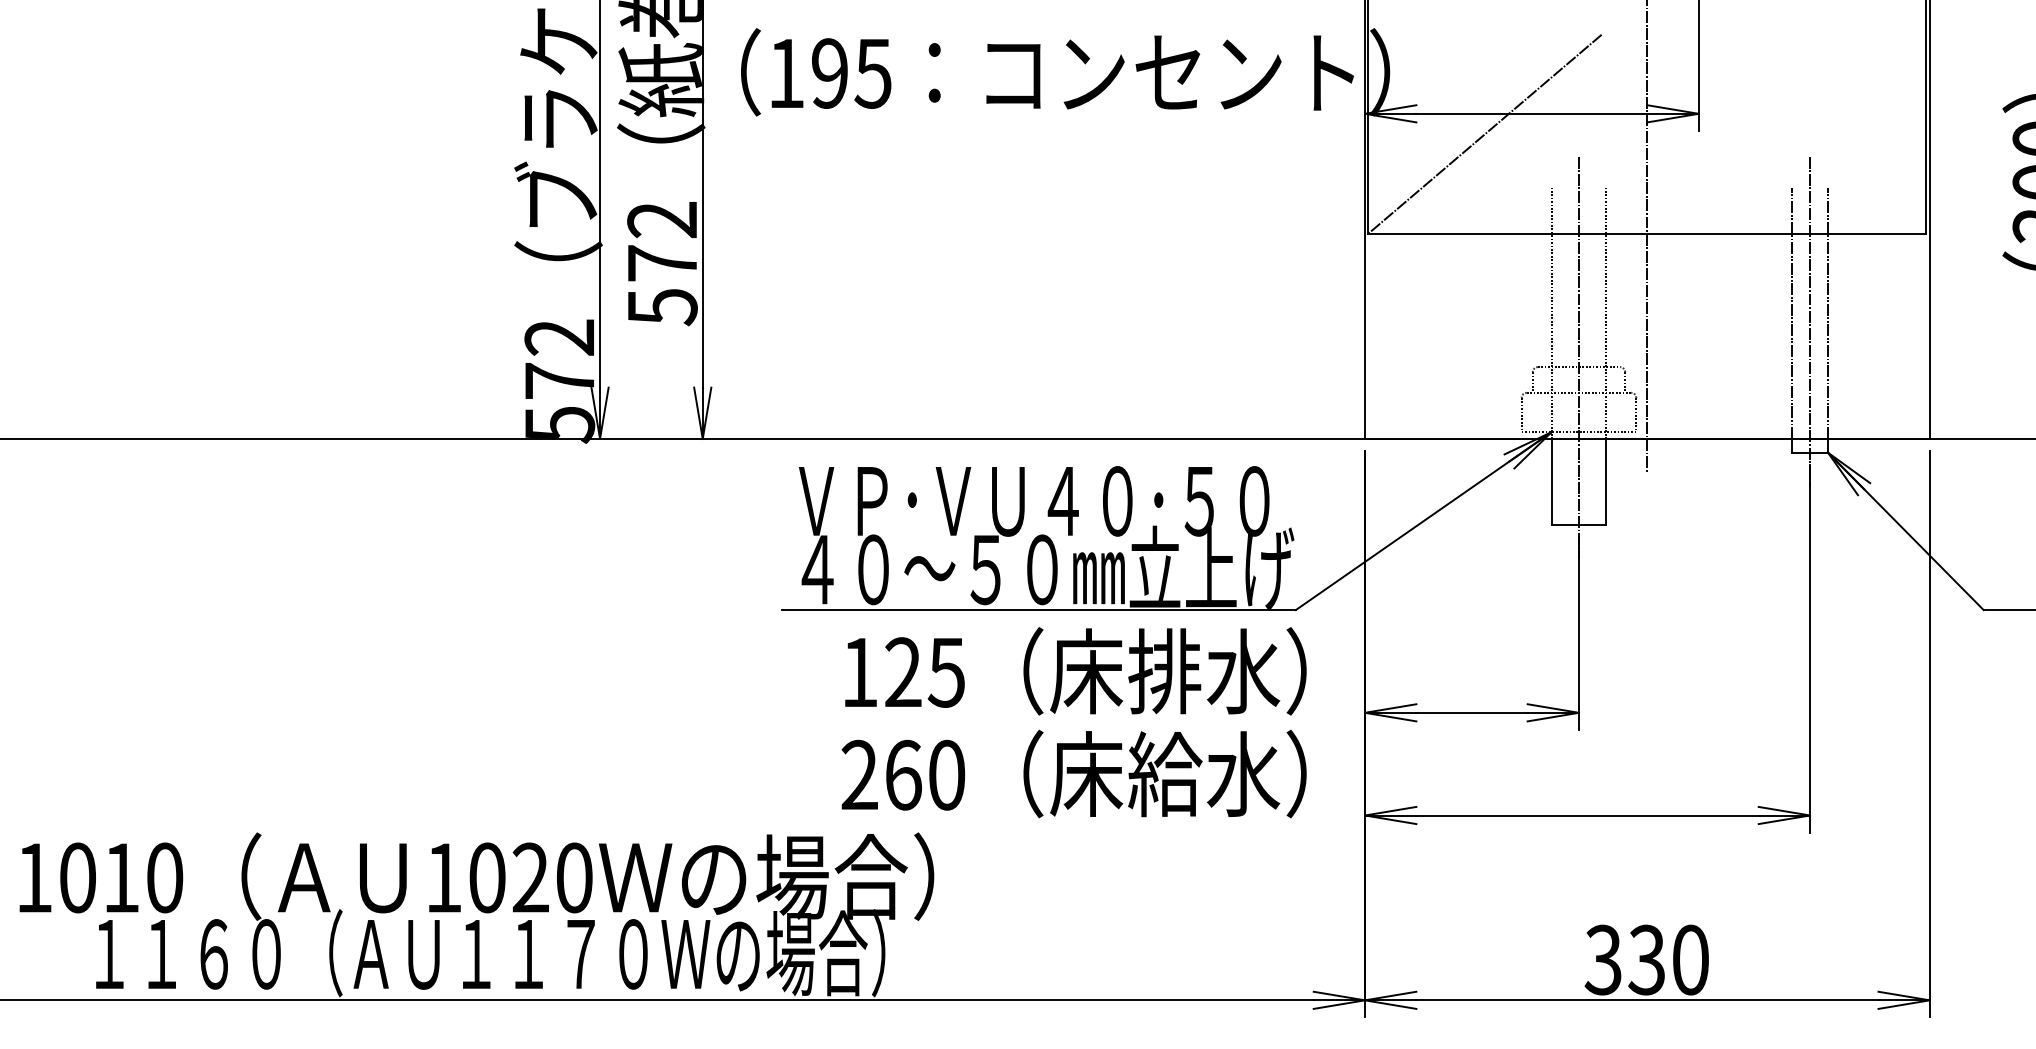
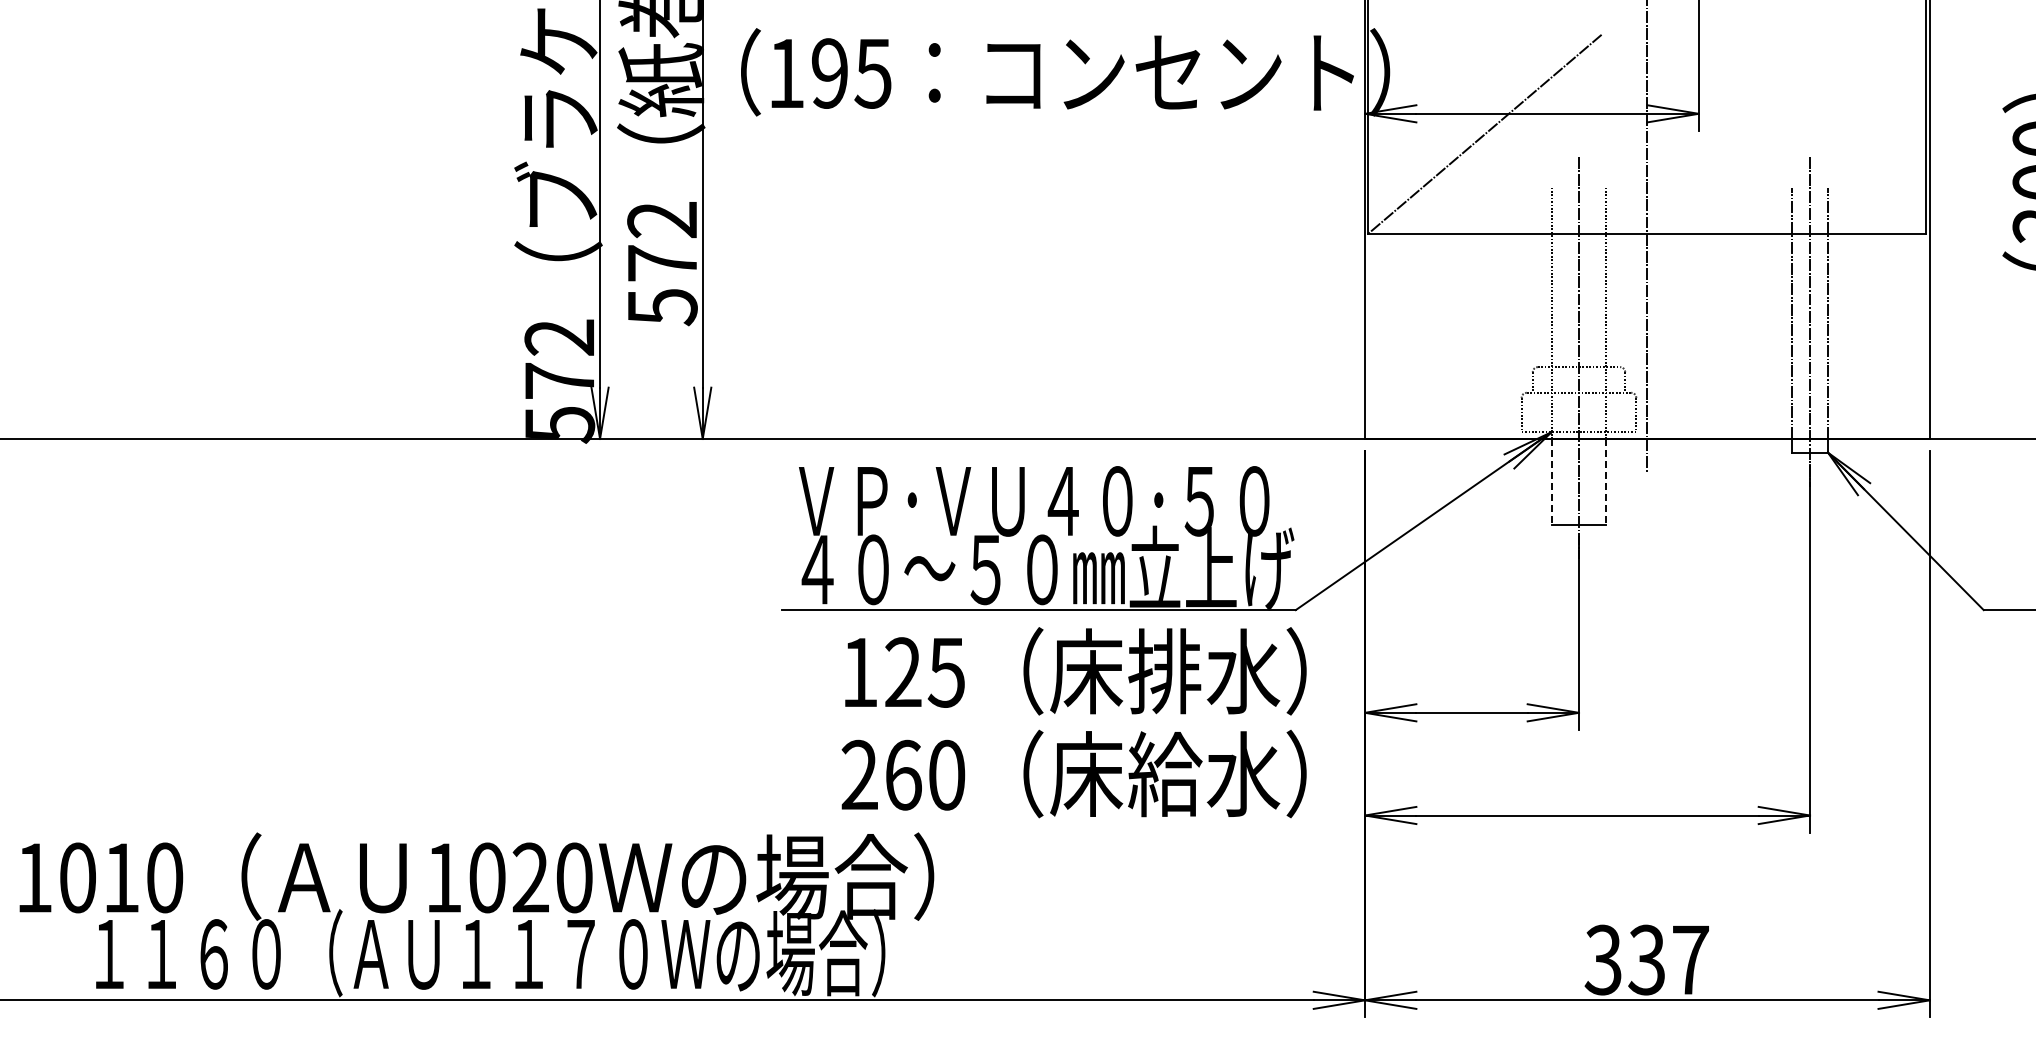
line: solid -> dashed (1551, 481)
line: solid -> dashed (1606, 481)
text: 330 -> 337 (1690, 959)
